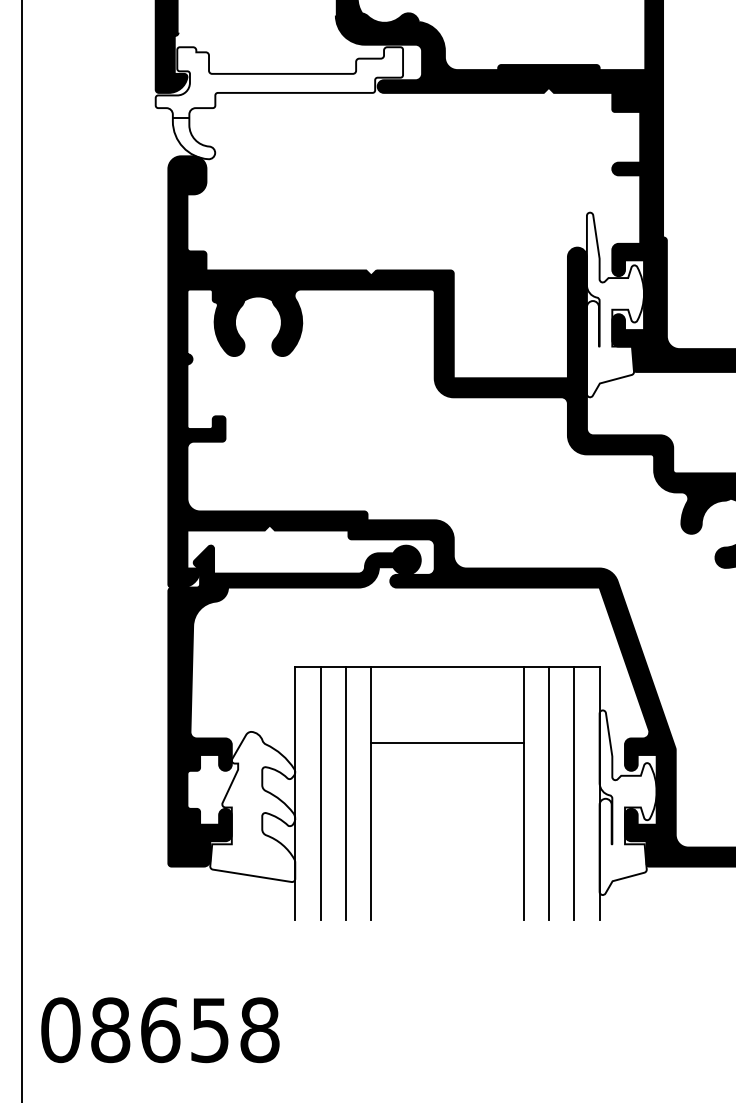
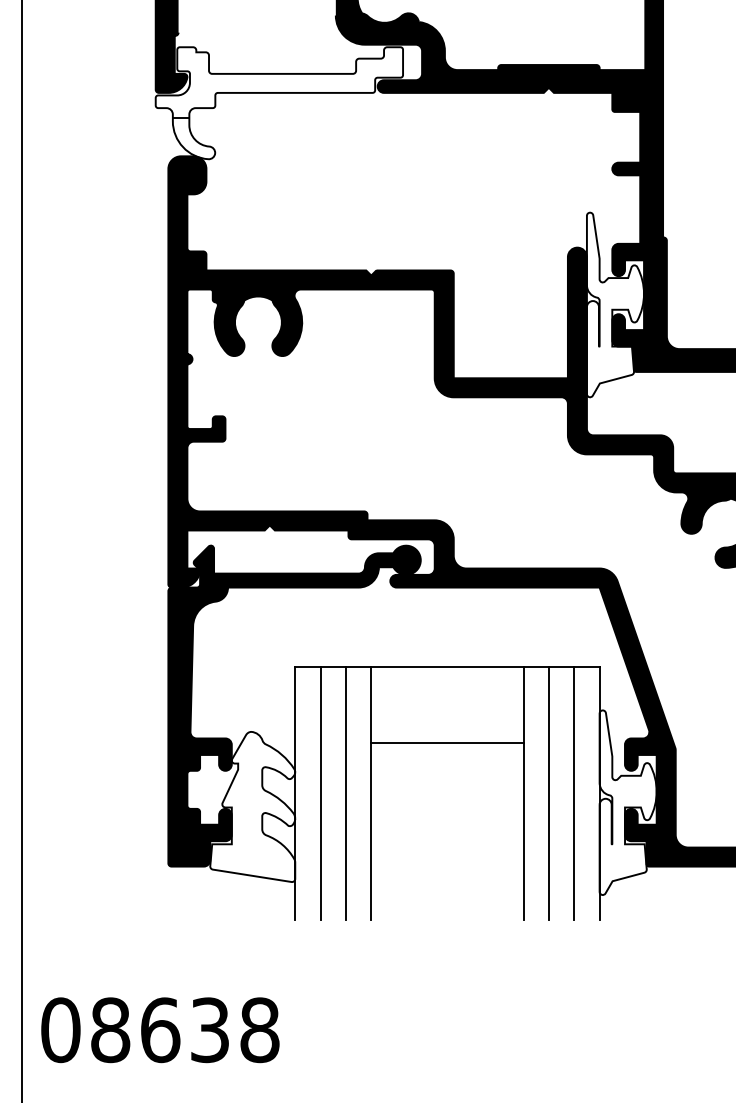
text: 08658 -> 08638 (209, 1029)
